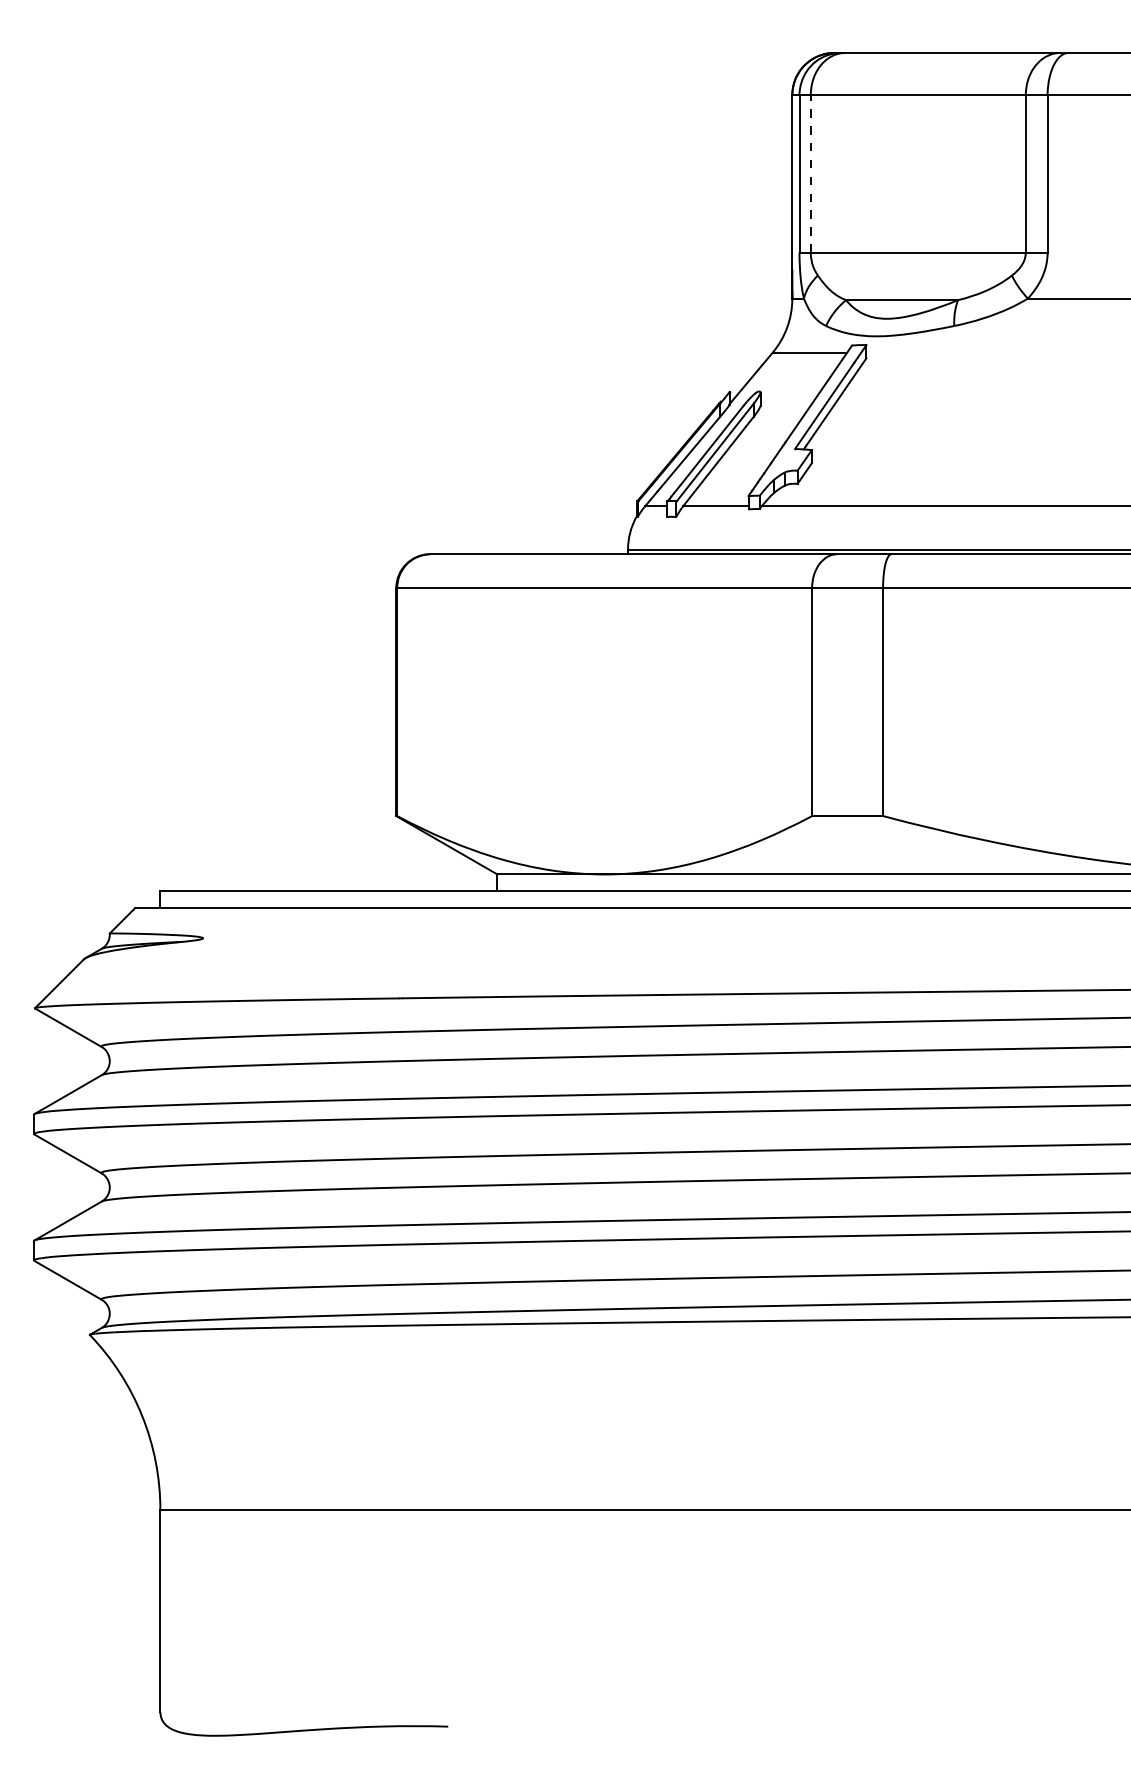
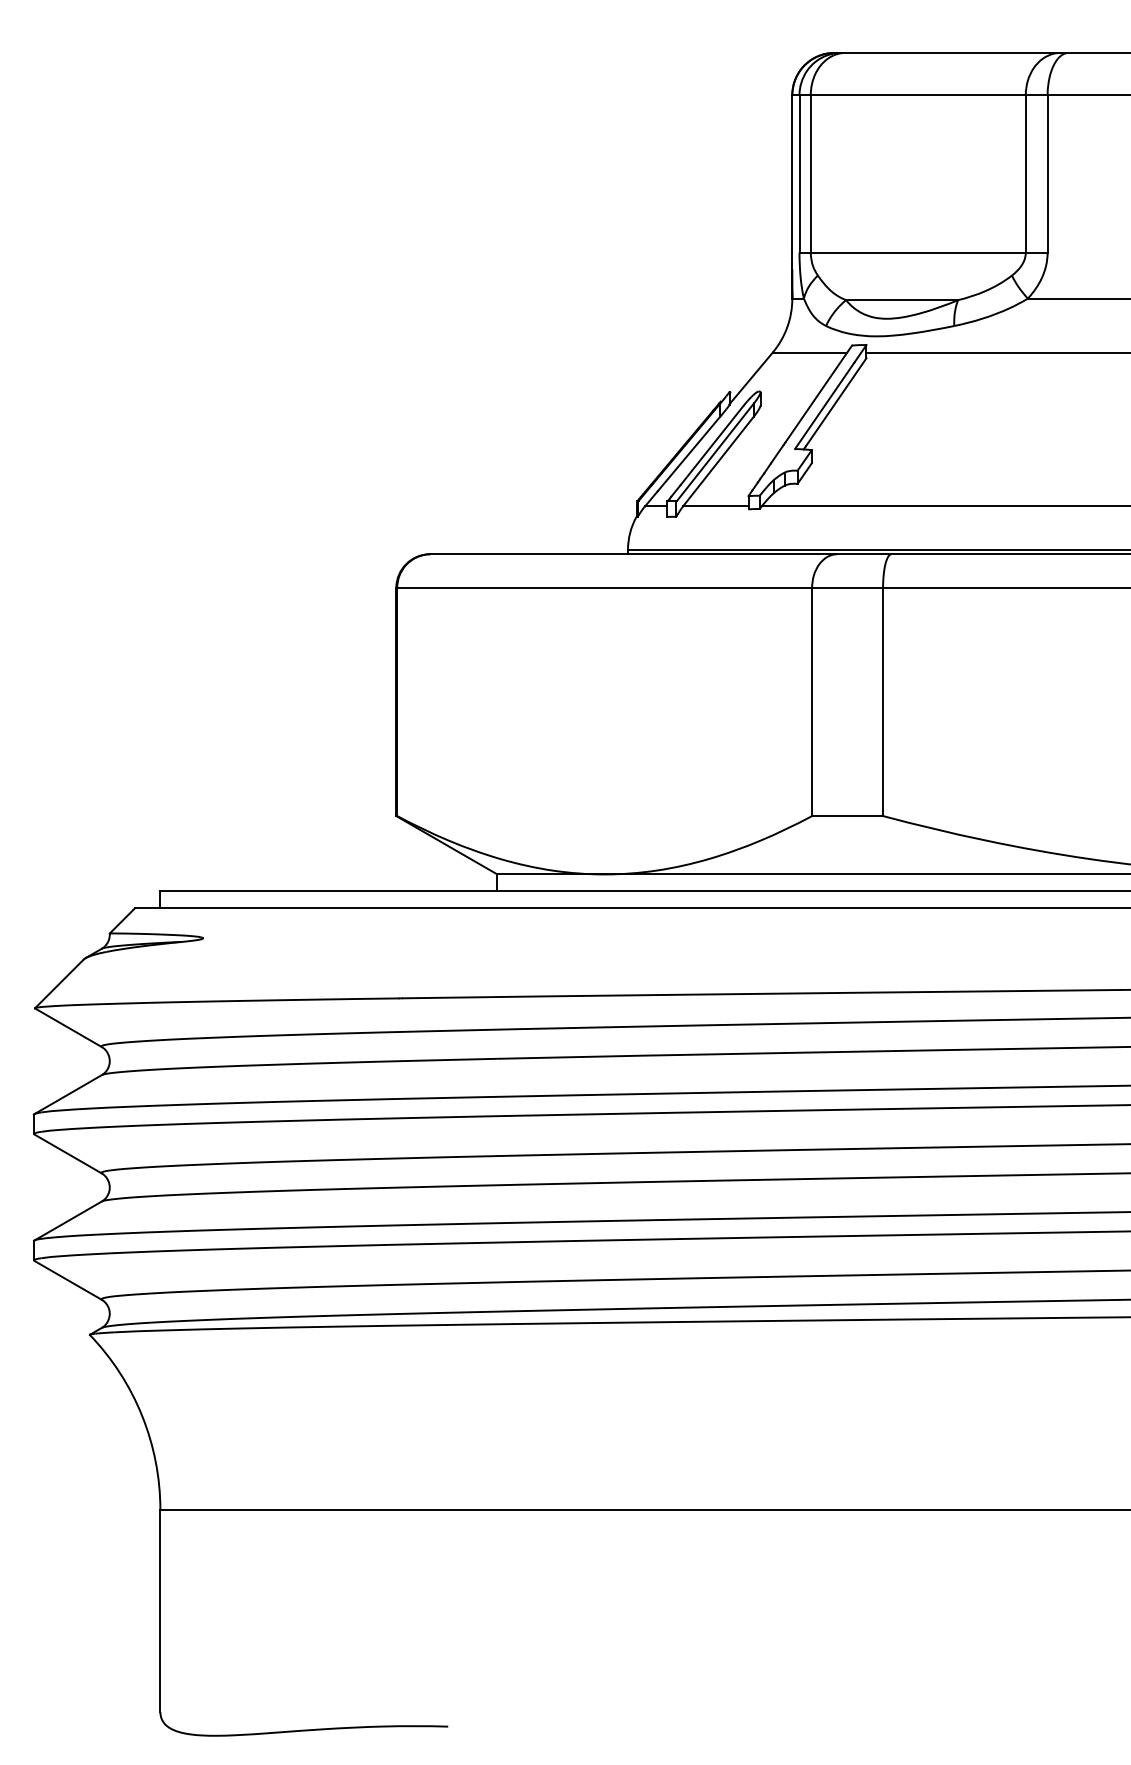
line: dashed -> solid (810, 173)
line: none -> present (996, 352)
